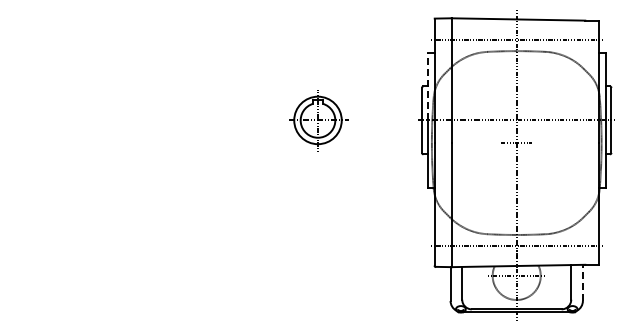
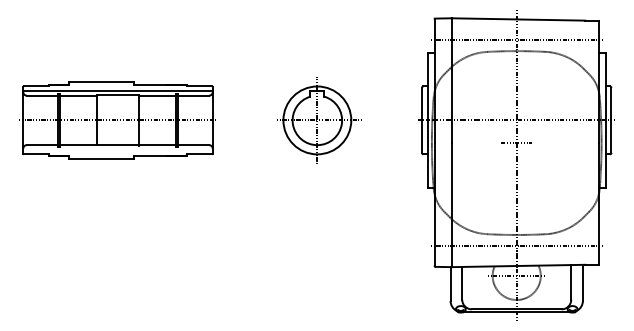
line: dashed -> solid (427, 86)
part: none -> present (117, 120)
part size: 60x62 px -> 85x87 px (319, 120)
line: dashed -> solid (582, 282)
